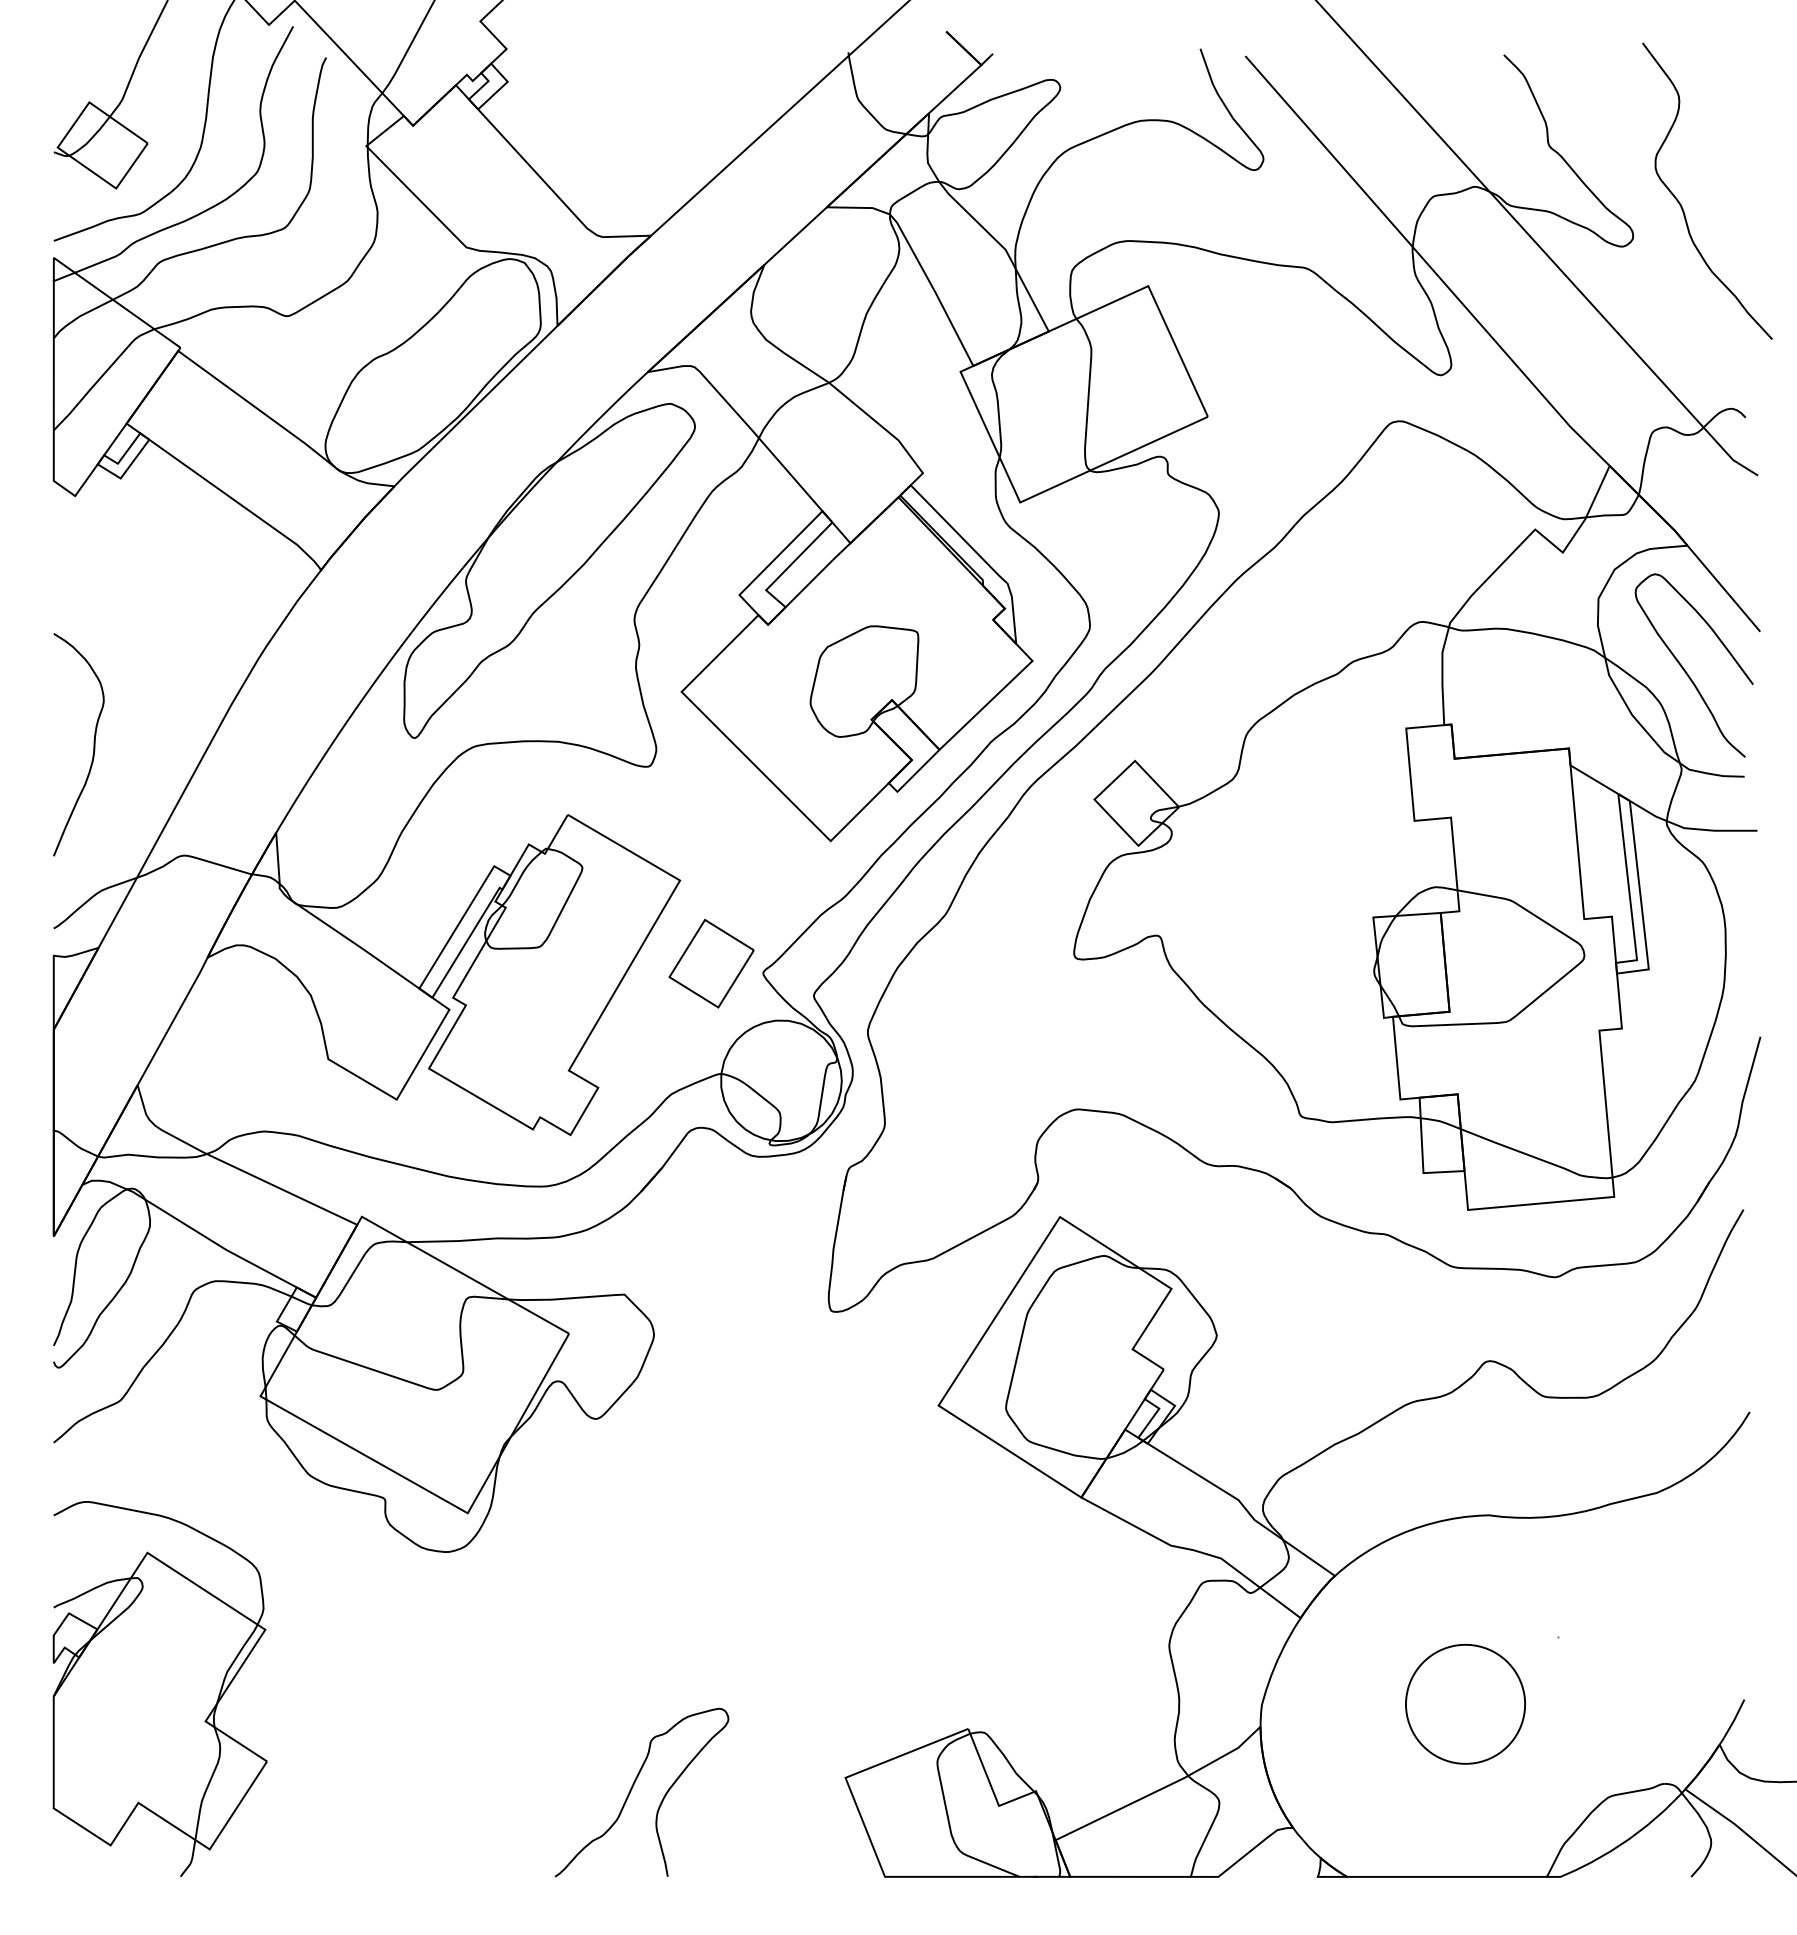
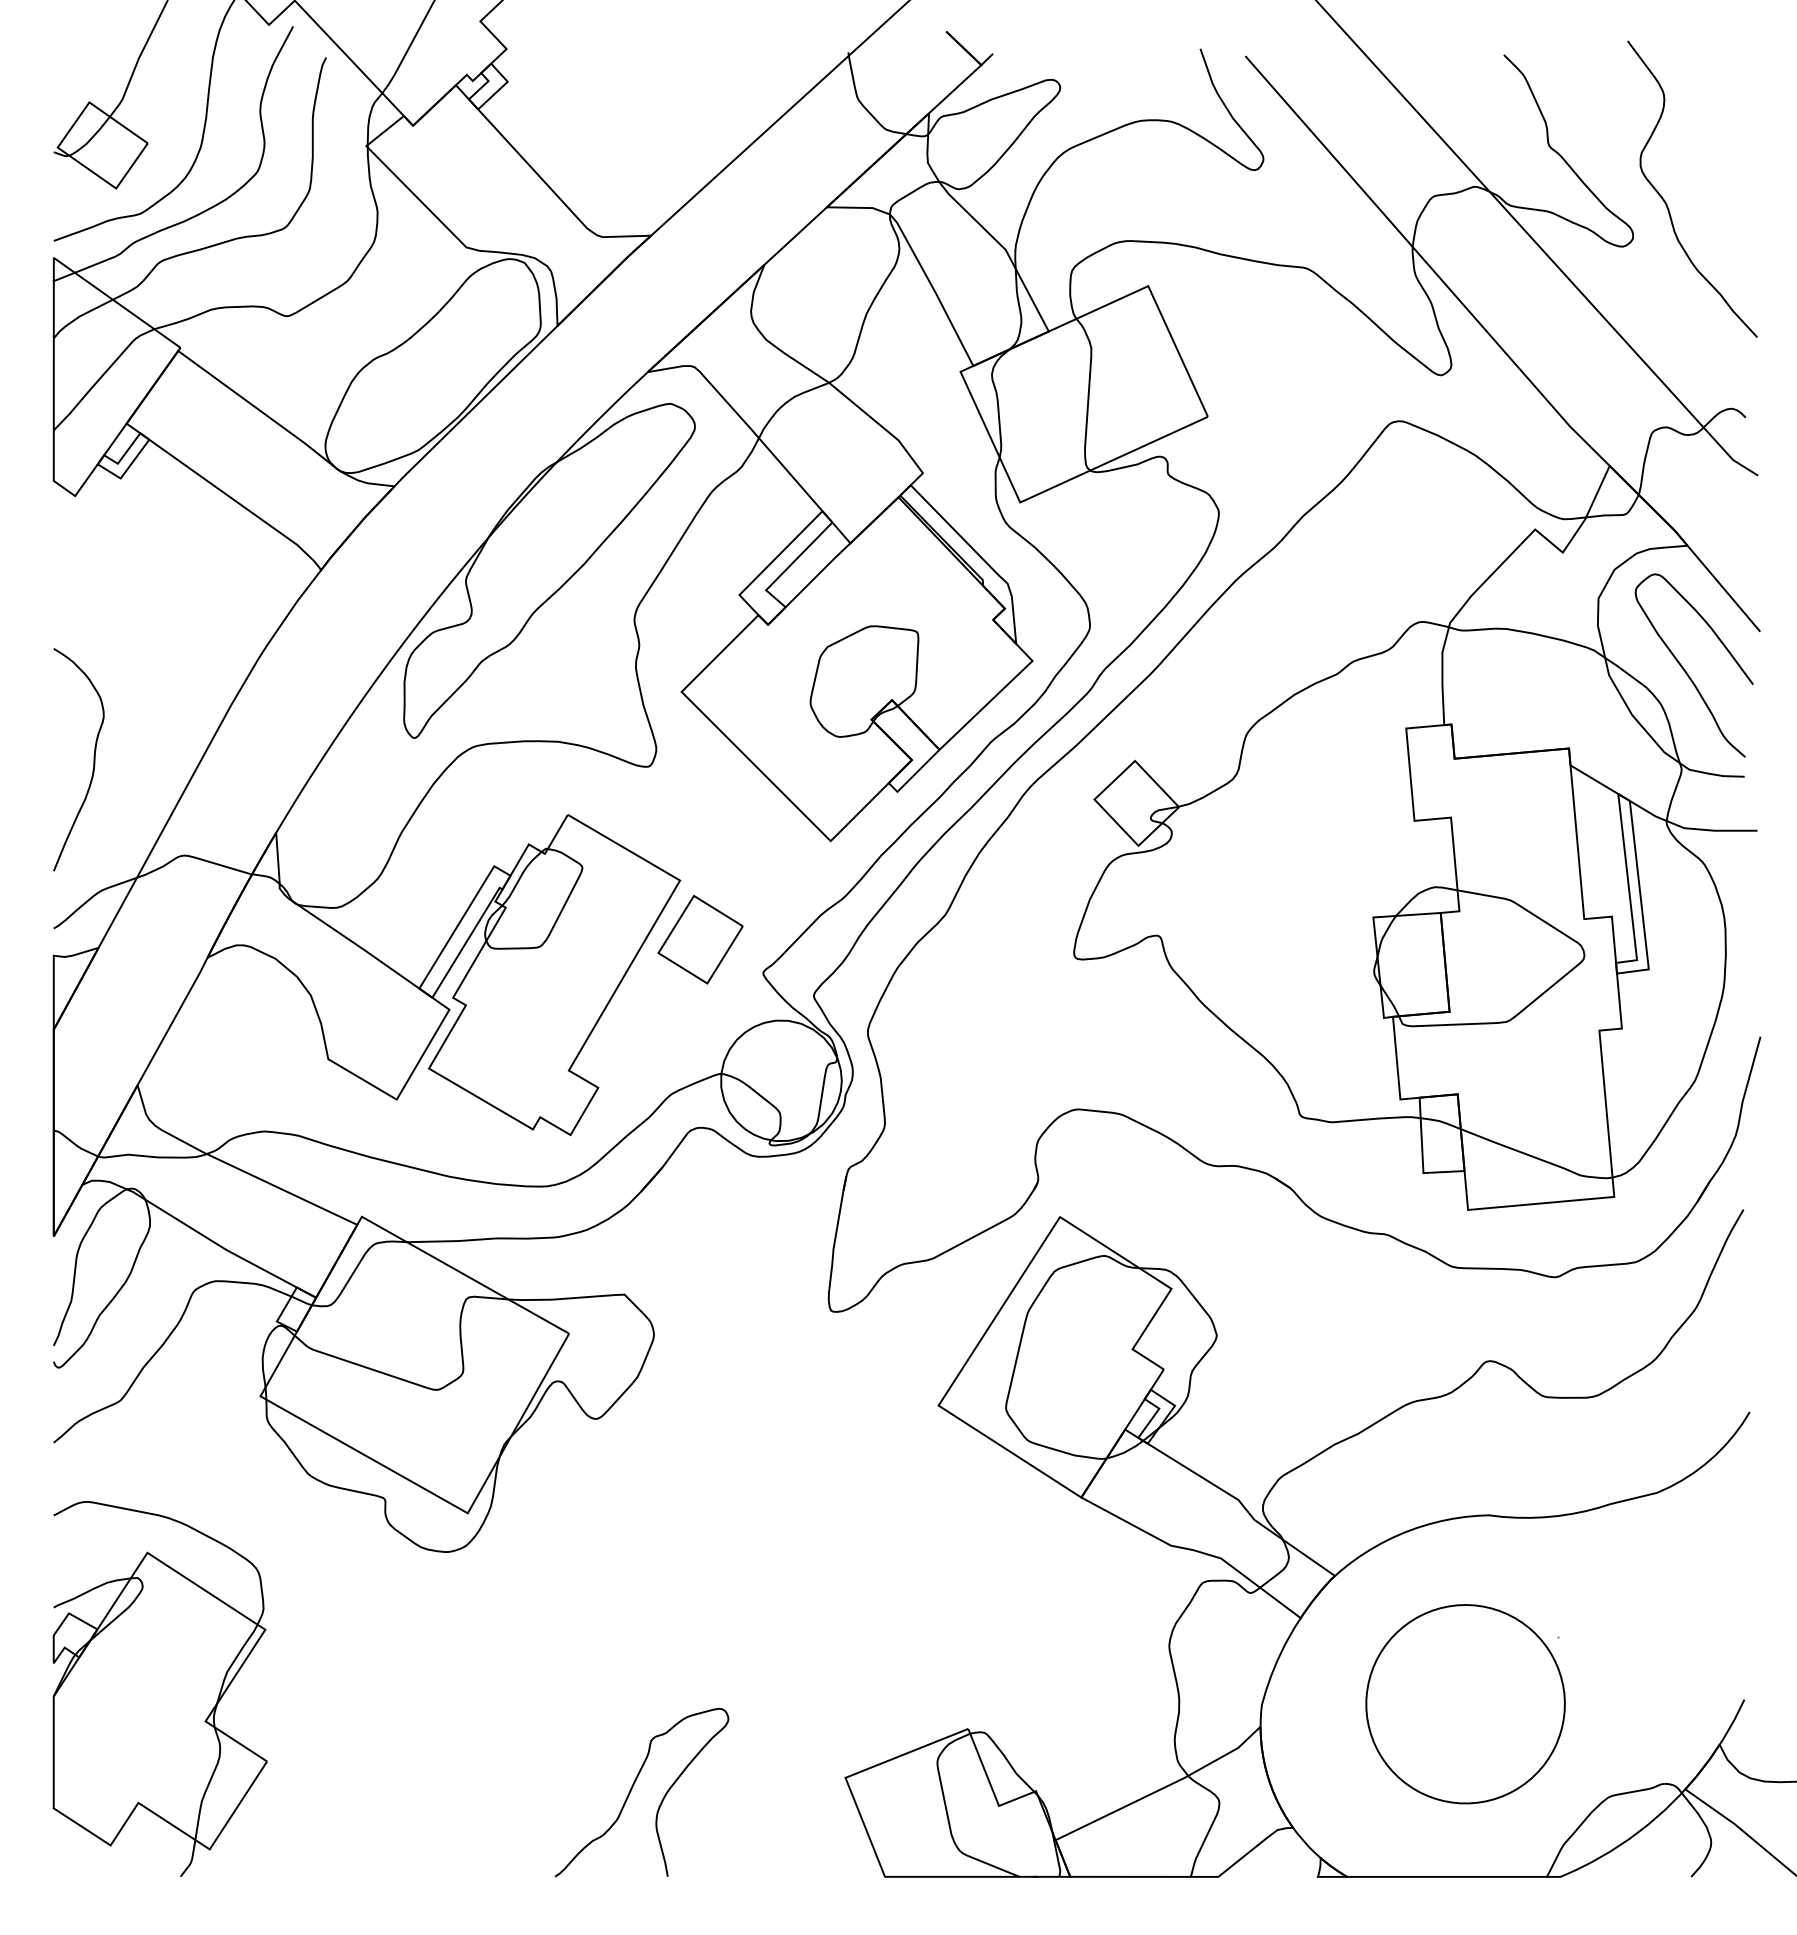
curve position: (1681, 204) -> (1666, 202) (1666, 202)
curve position: (93, 744) -> (93, 759) (93, 759)
part position: (711, 963) -> (700, 939) (700, 939)
part size: 121x122 px -> 201x201 px (1465, 1704)
